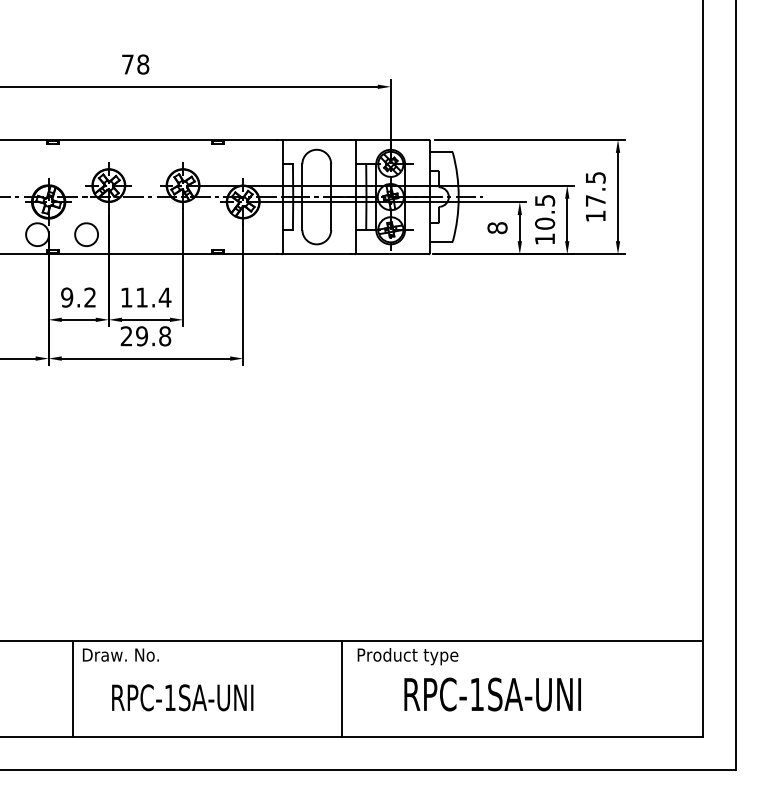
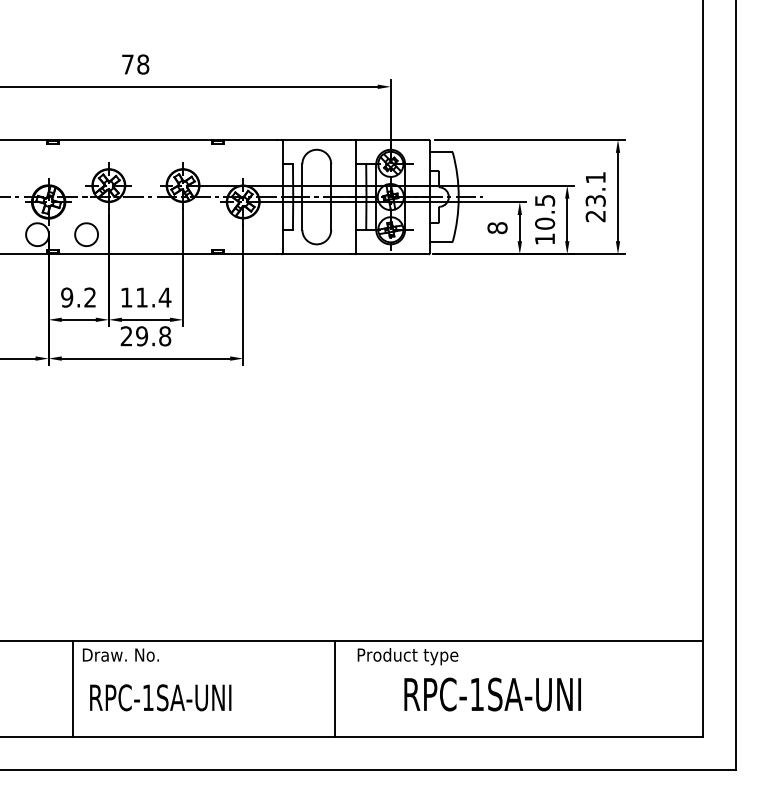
text: 17.5 -> 23.1 (595, 197)
line position: (341, 689) -> (334, 689) (334, 689)
text position: (182, 697) -> (160, 697) (160, 697)
